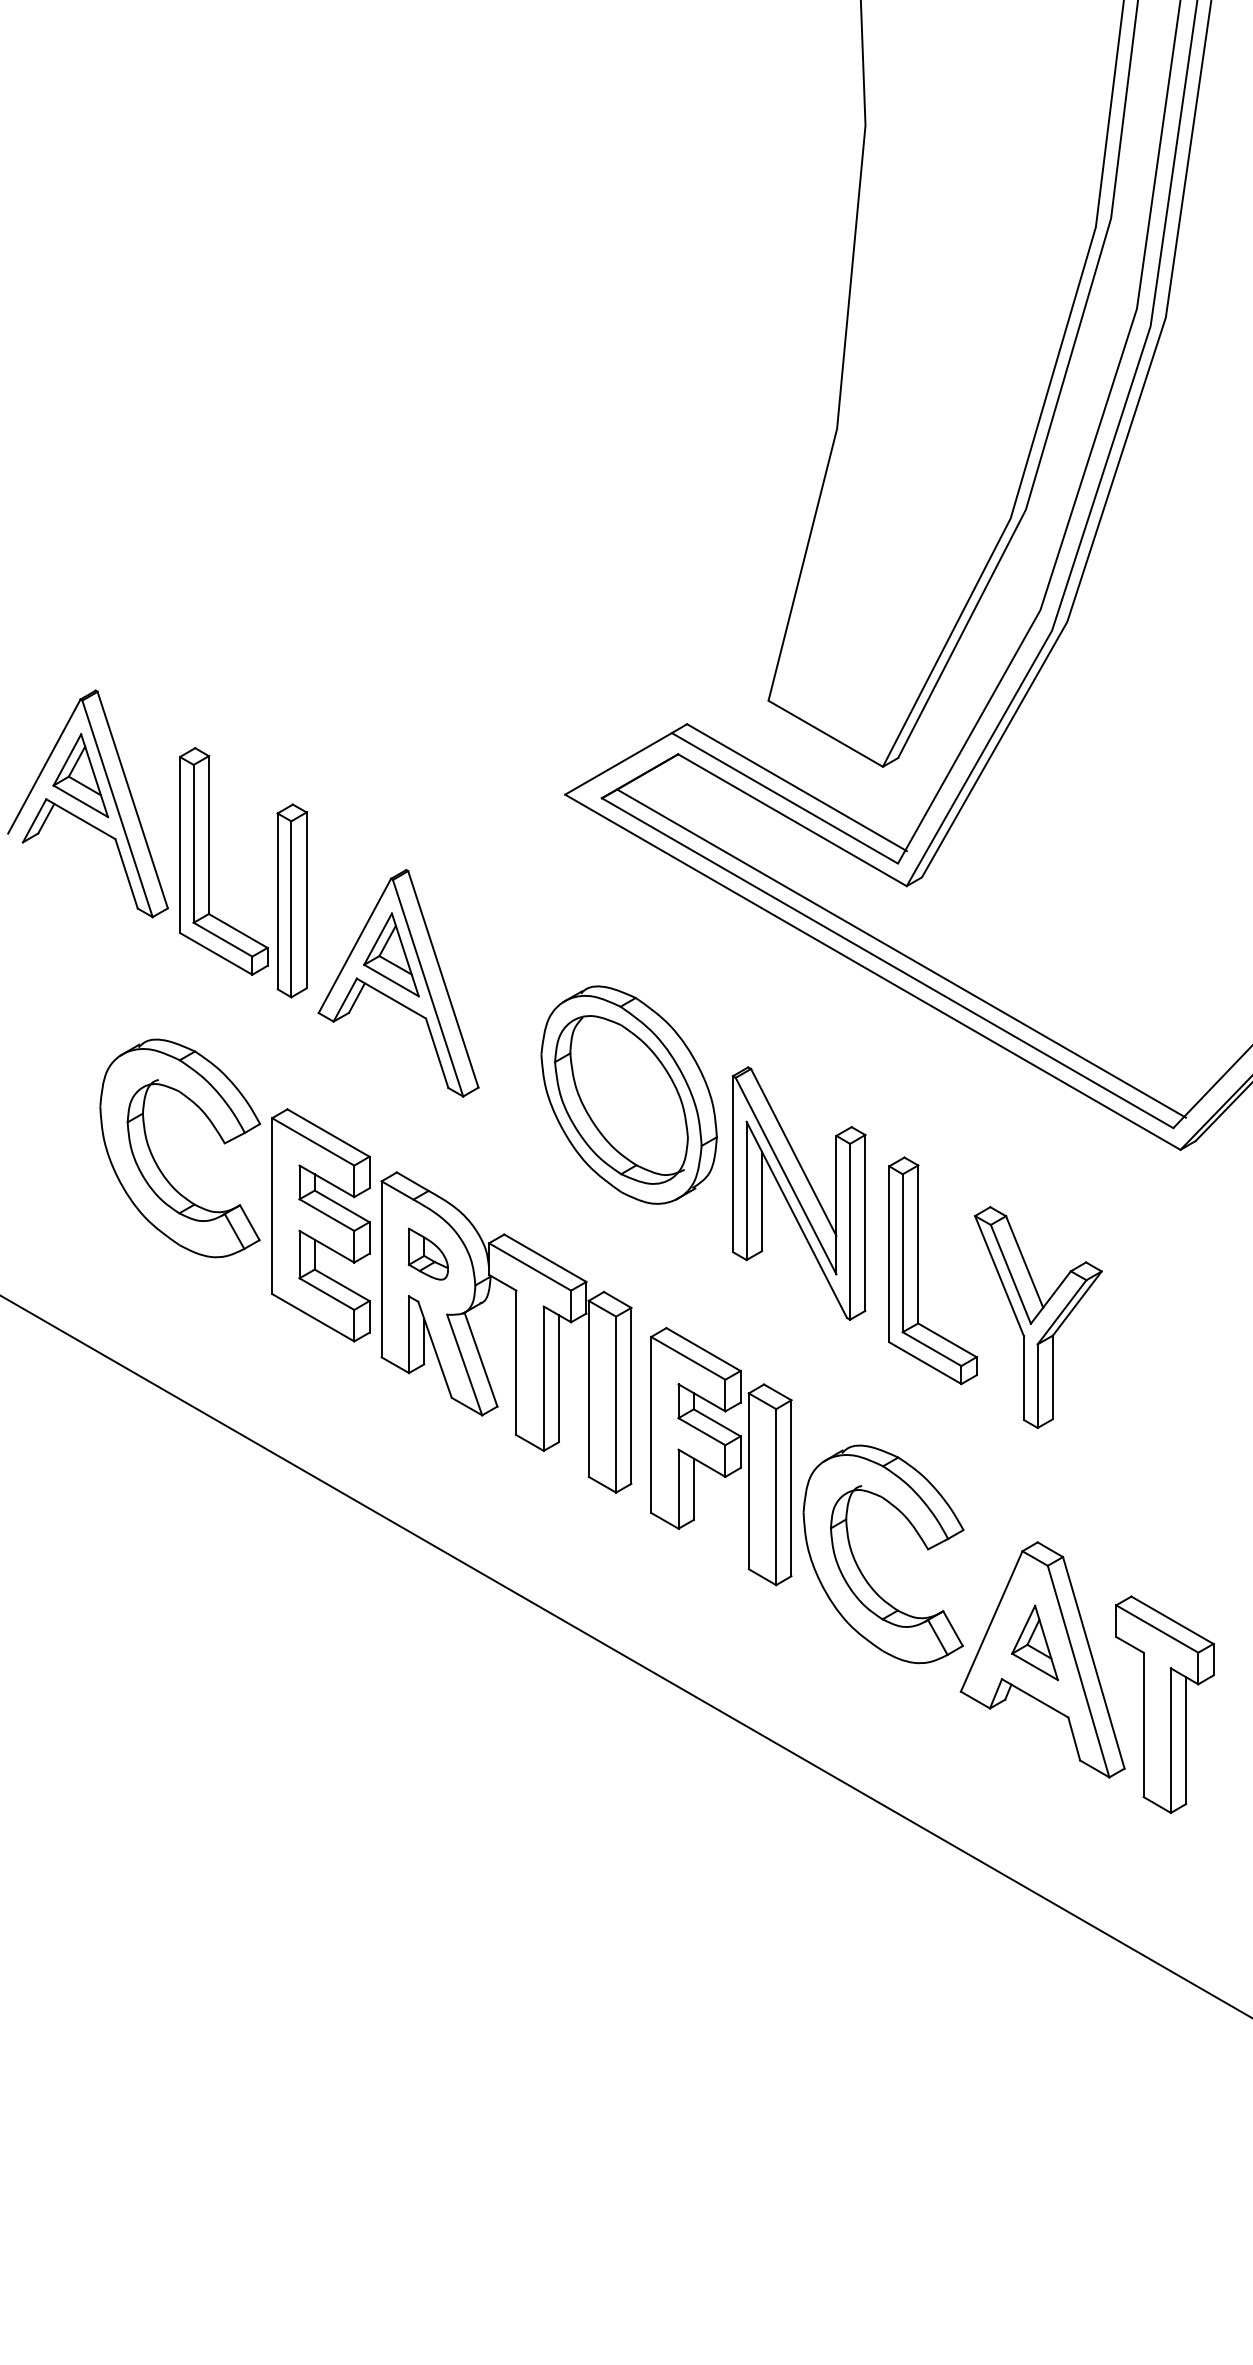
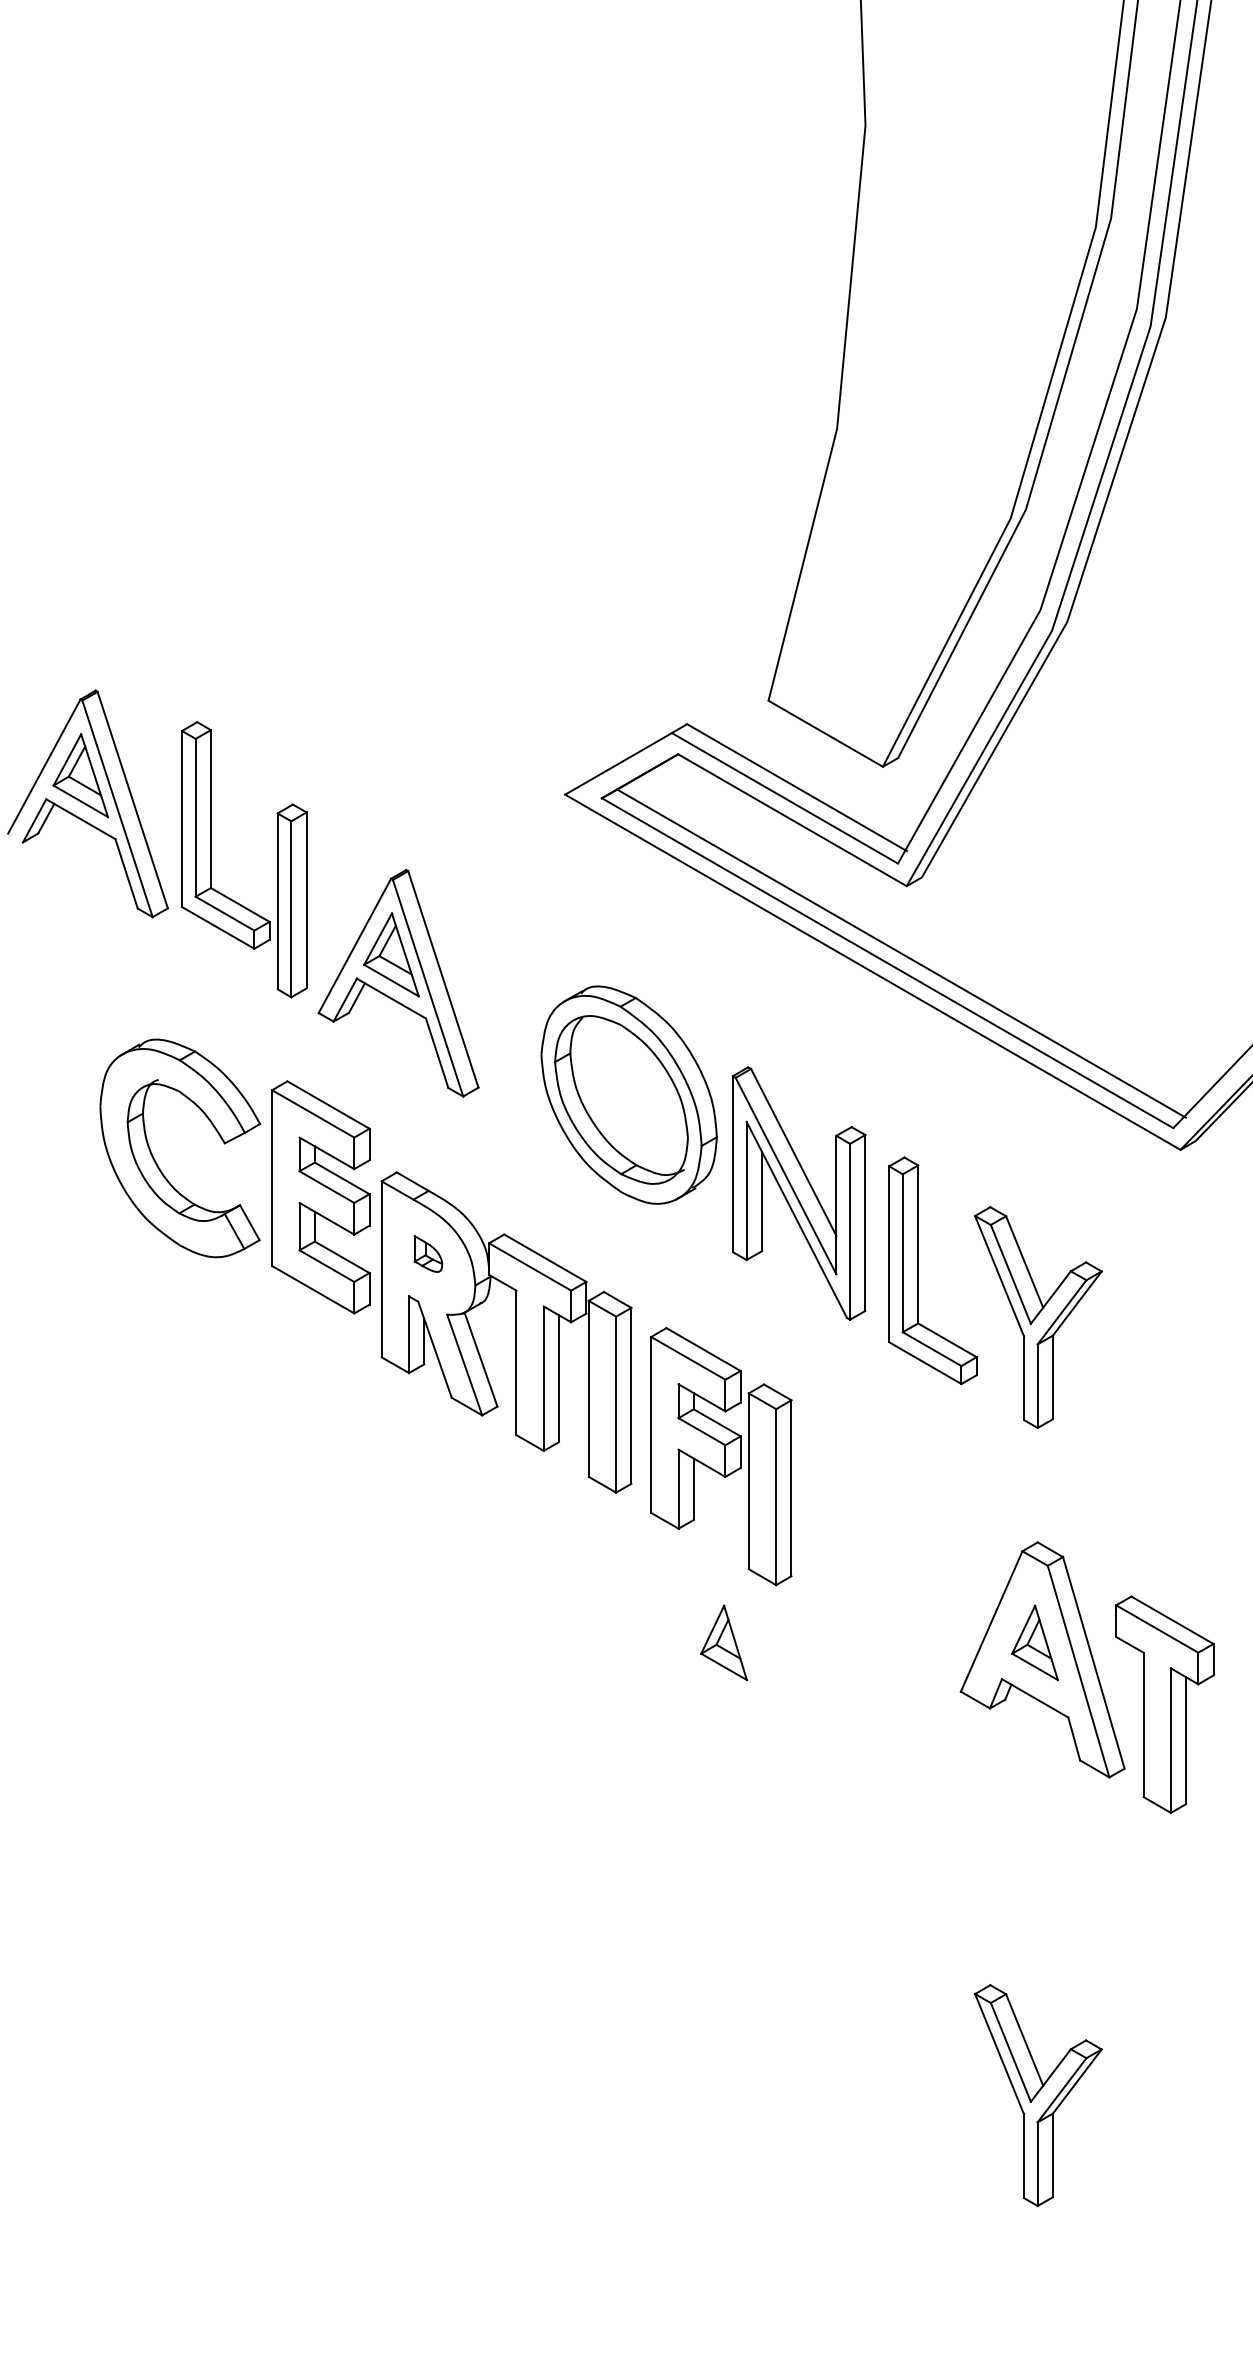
part position: (209, 861) -> (211, 835) (211, 835)
part position: (320, 1225) -> (320, 1197) (320, 1197)
part size: 41x54 px -> 31x38 px (428, 1253)
part: present -> none (859, 1567)
part: none -> present (723, 1642)
line: present -> none (625, 1656)
part: none -> present (1038, 2095)
